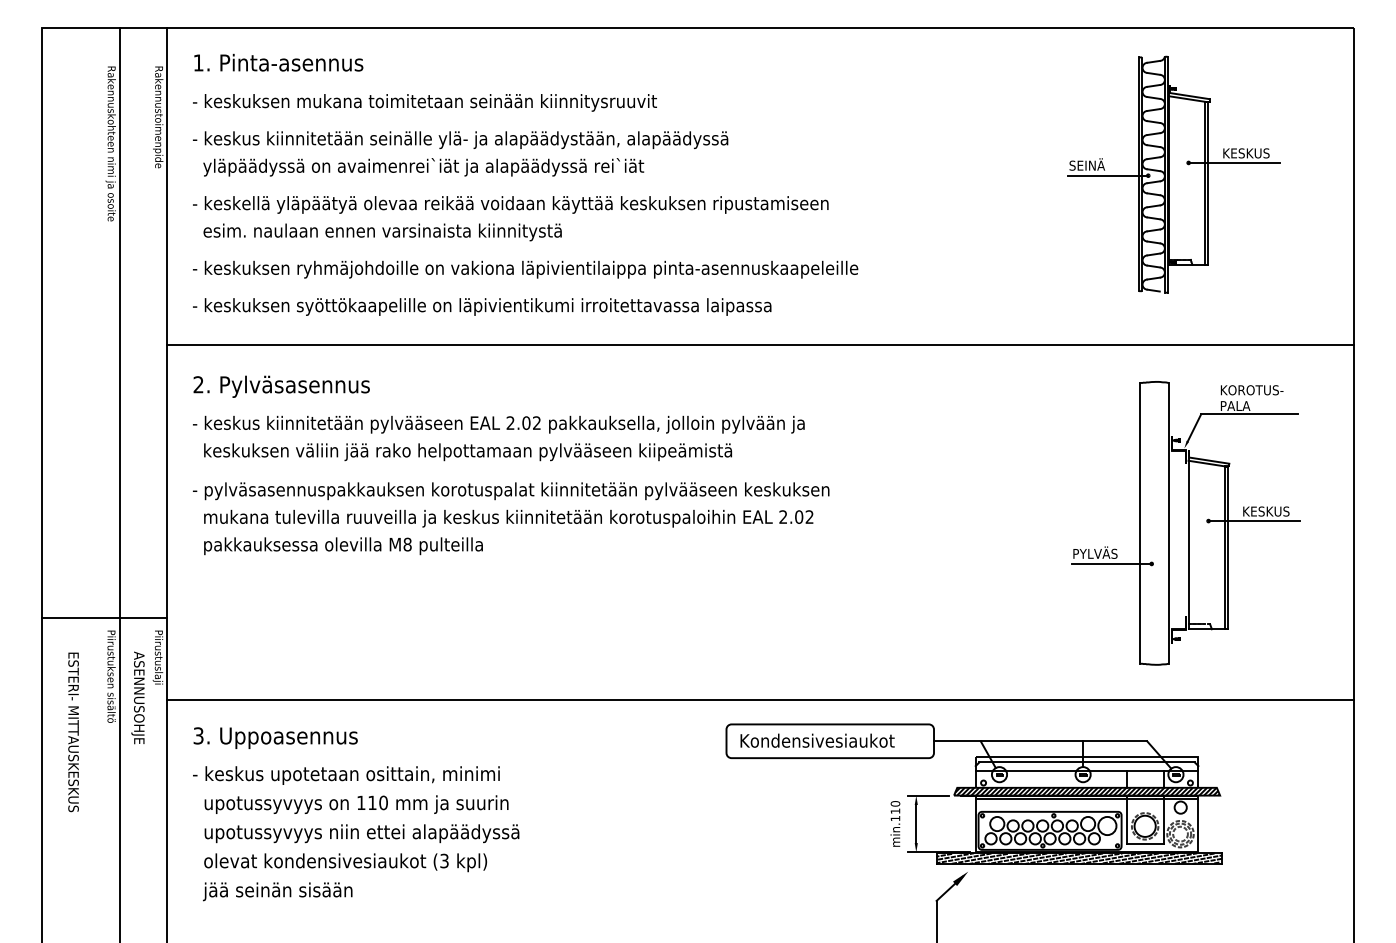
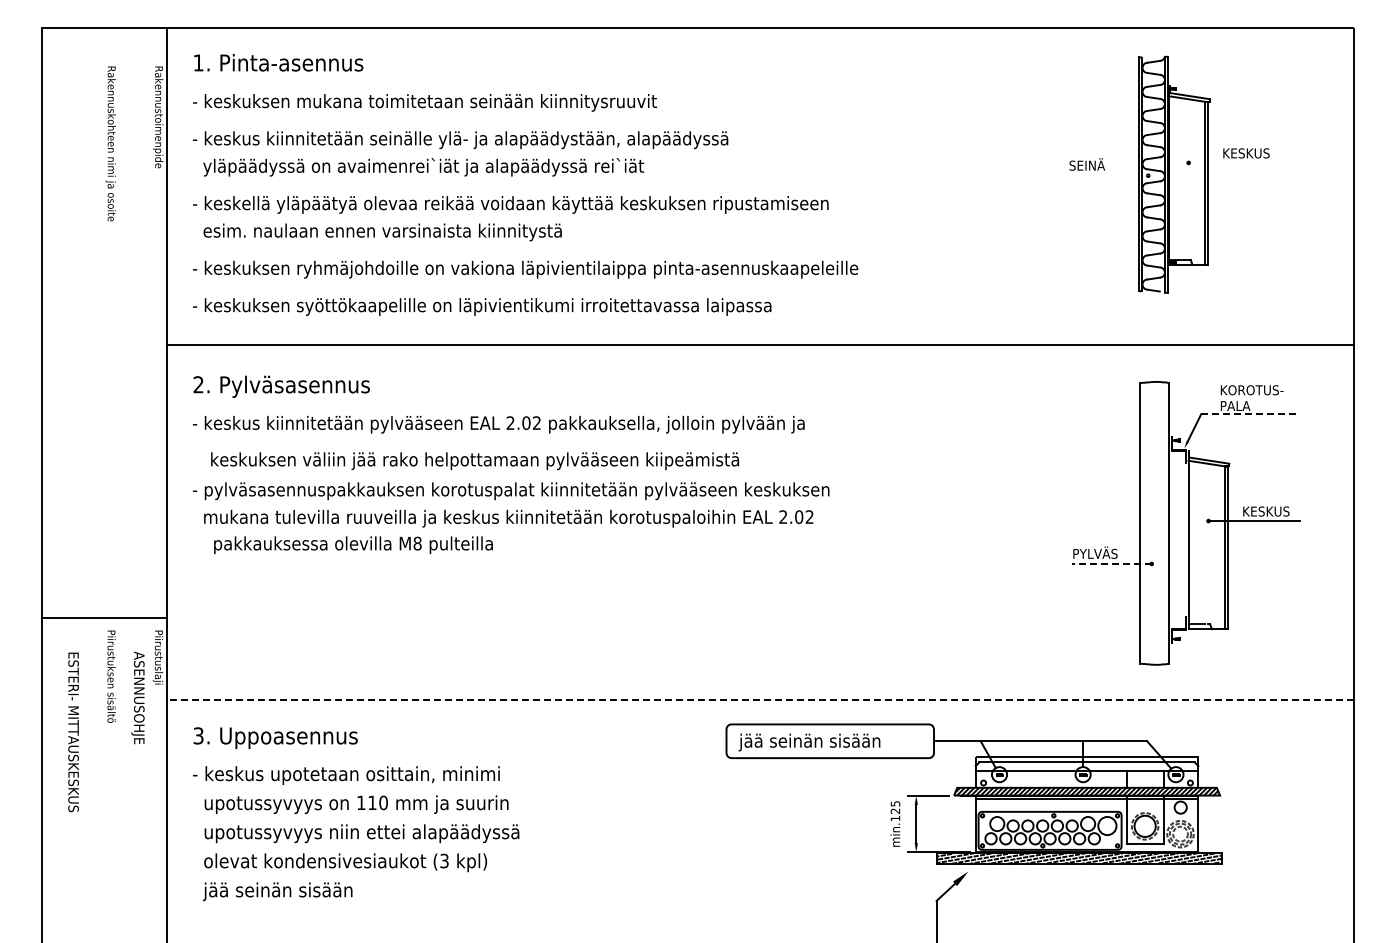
line: present -> none (1234, 162)
line: present -> none (1108, 175)
line: solid -> dashed (1250, 414)
text position: (467, 452) -> (474, 461) (474, 461)
line: present -> none (119, 483)
text position: (343, 546) -> (353, 545) (353, 545)
line: solid -> dashed (1111, 563)
line: solid -> dashed (760, 699)
text: Kondensivesiaukot -> jää seinän sisään (816, 742)
text: min.110 -> min.125 (895, 807)
